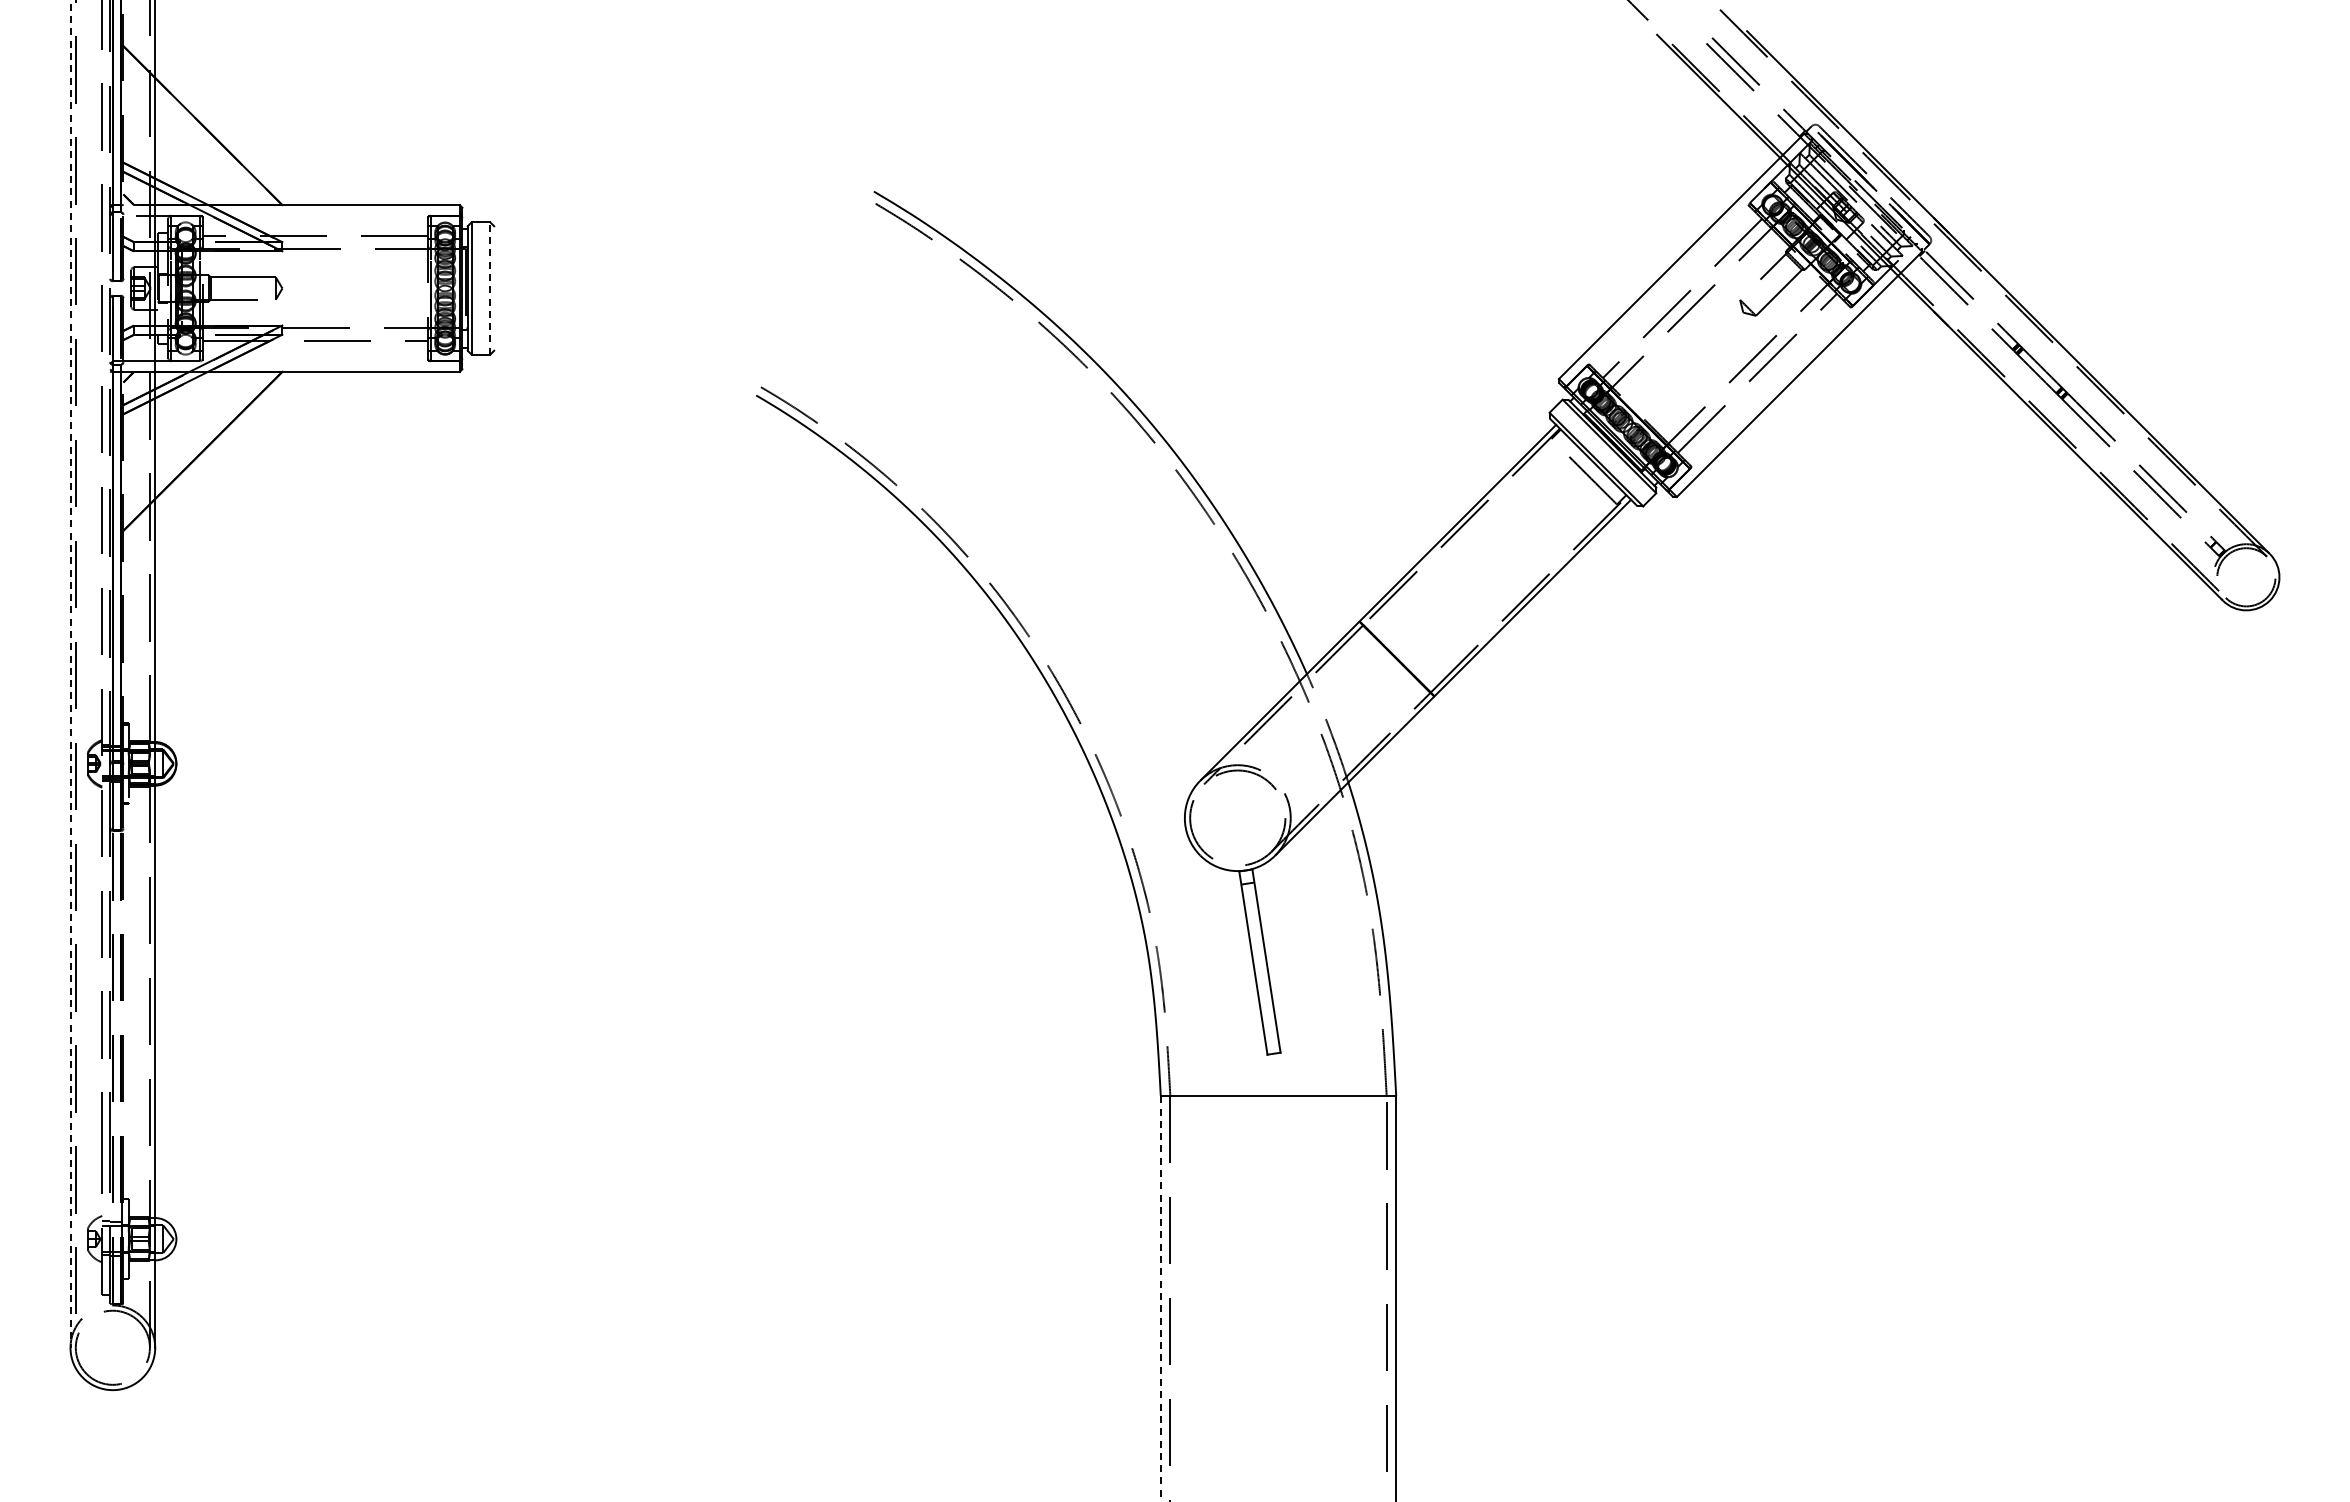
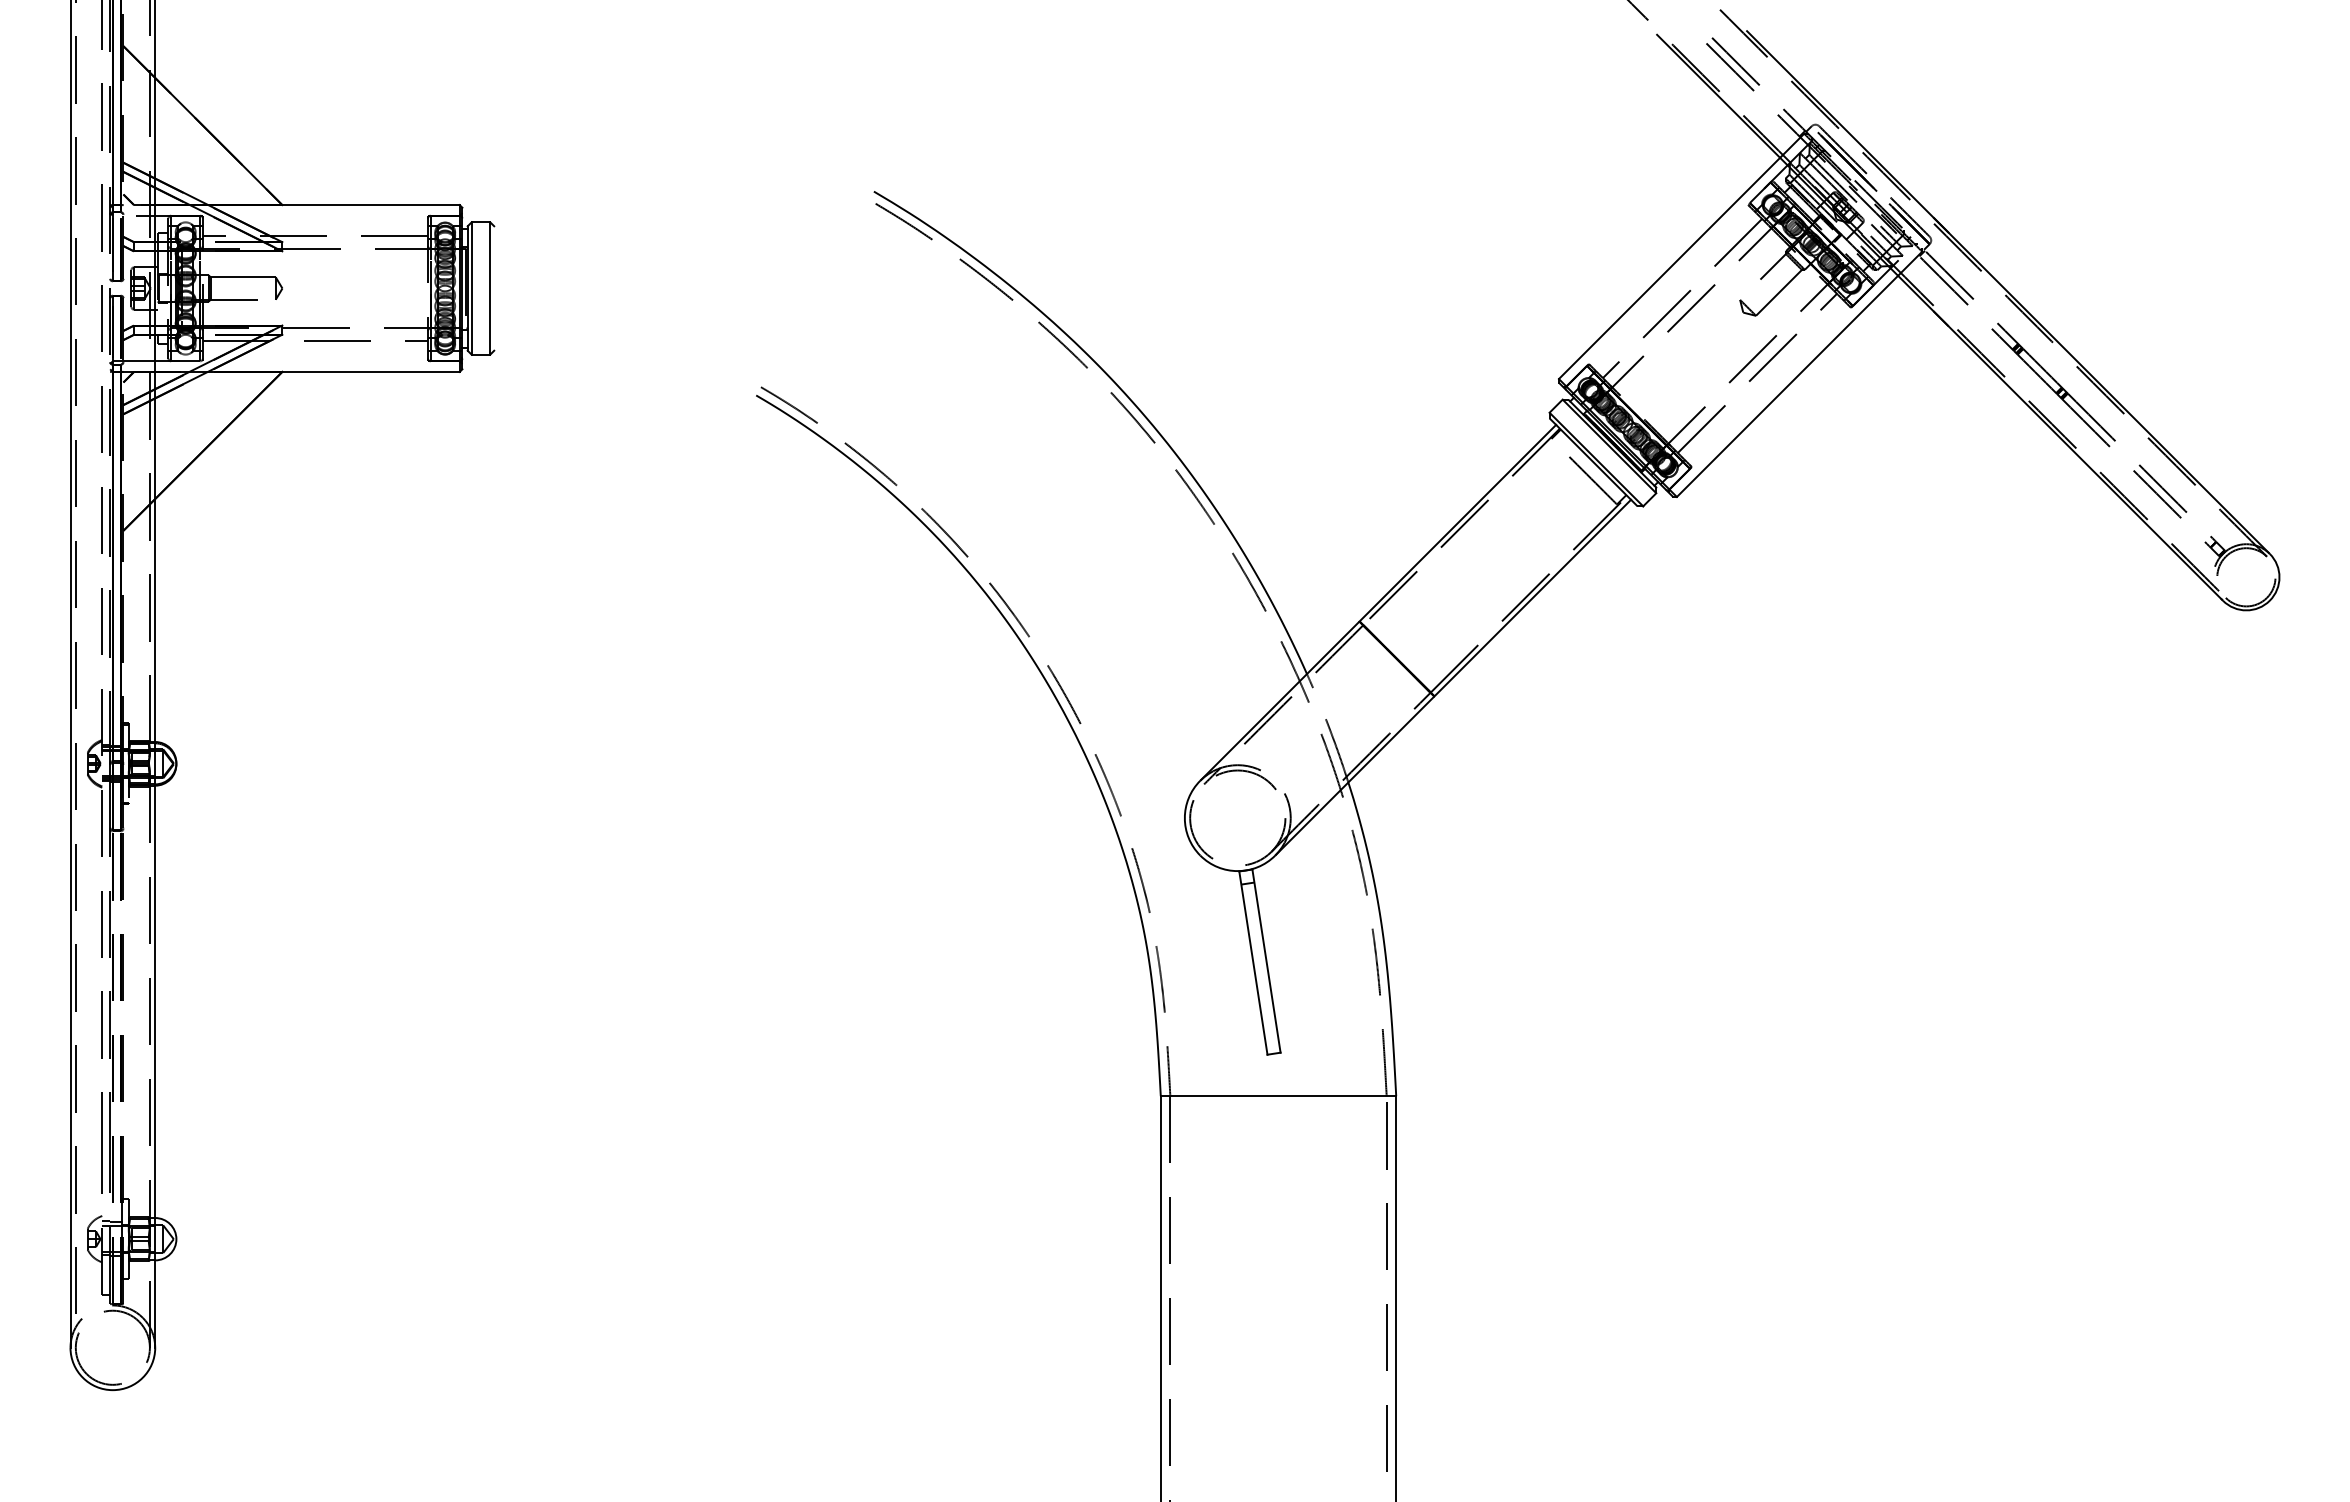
line: dashed -> solid (490, 288)
line: dashed -> solid (70, 673)
line: dashed -> solid (1160, 1299)
